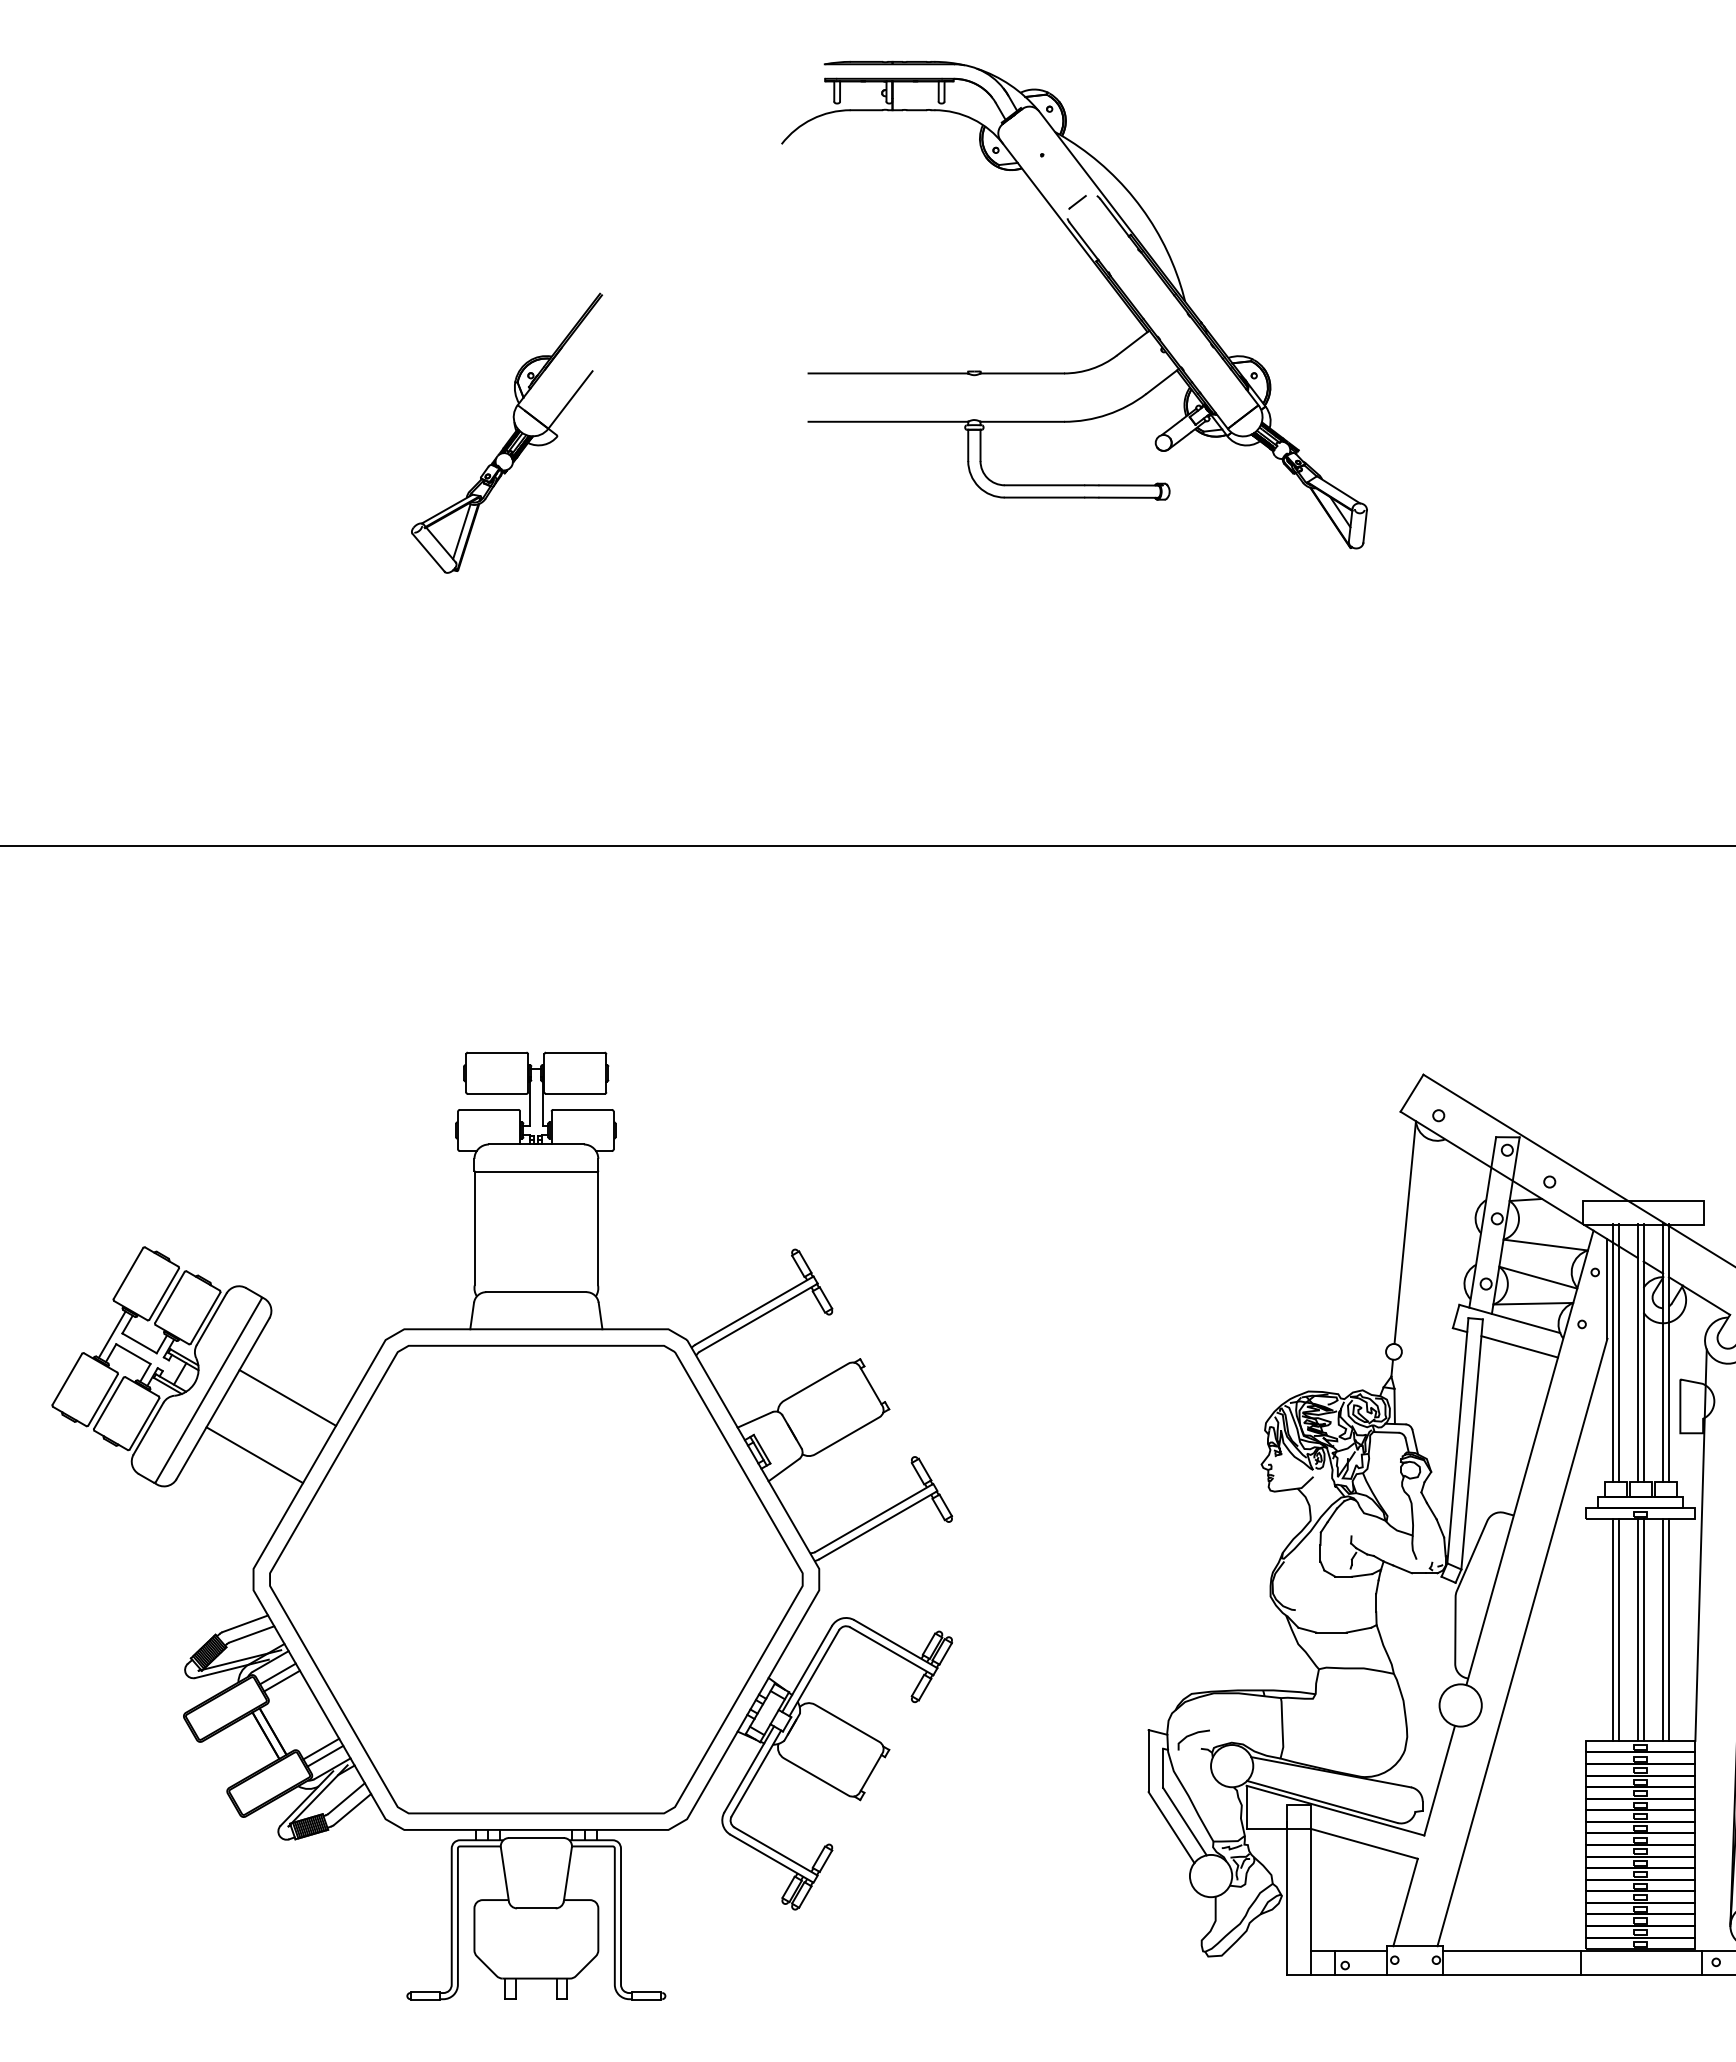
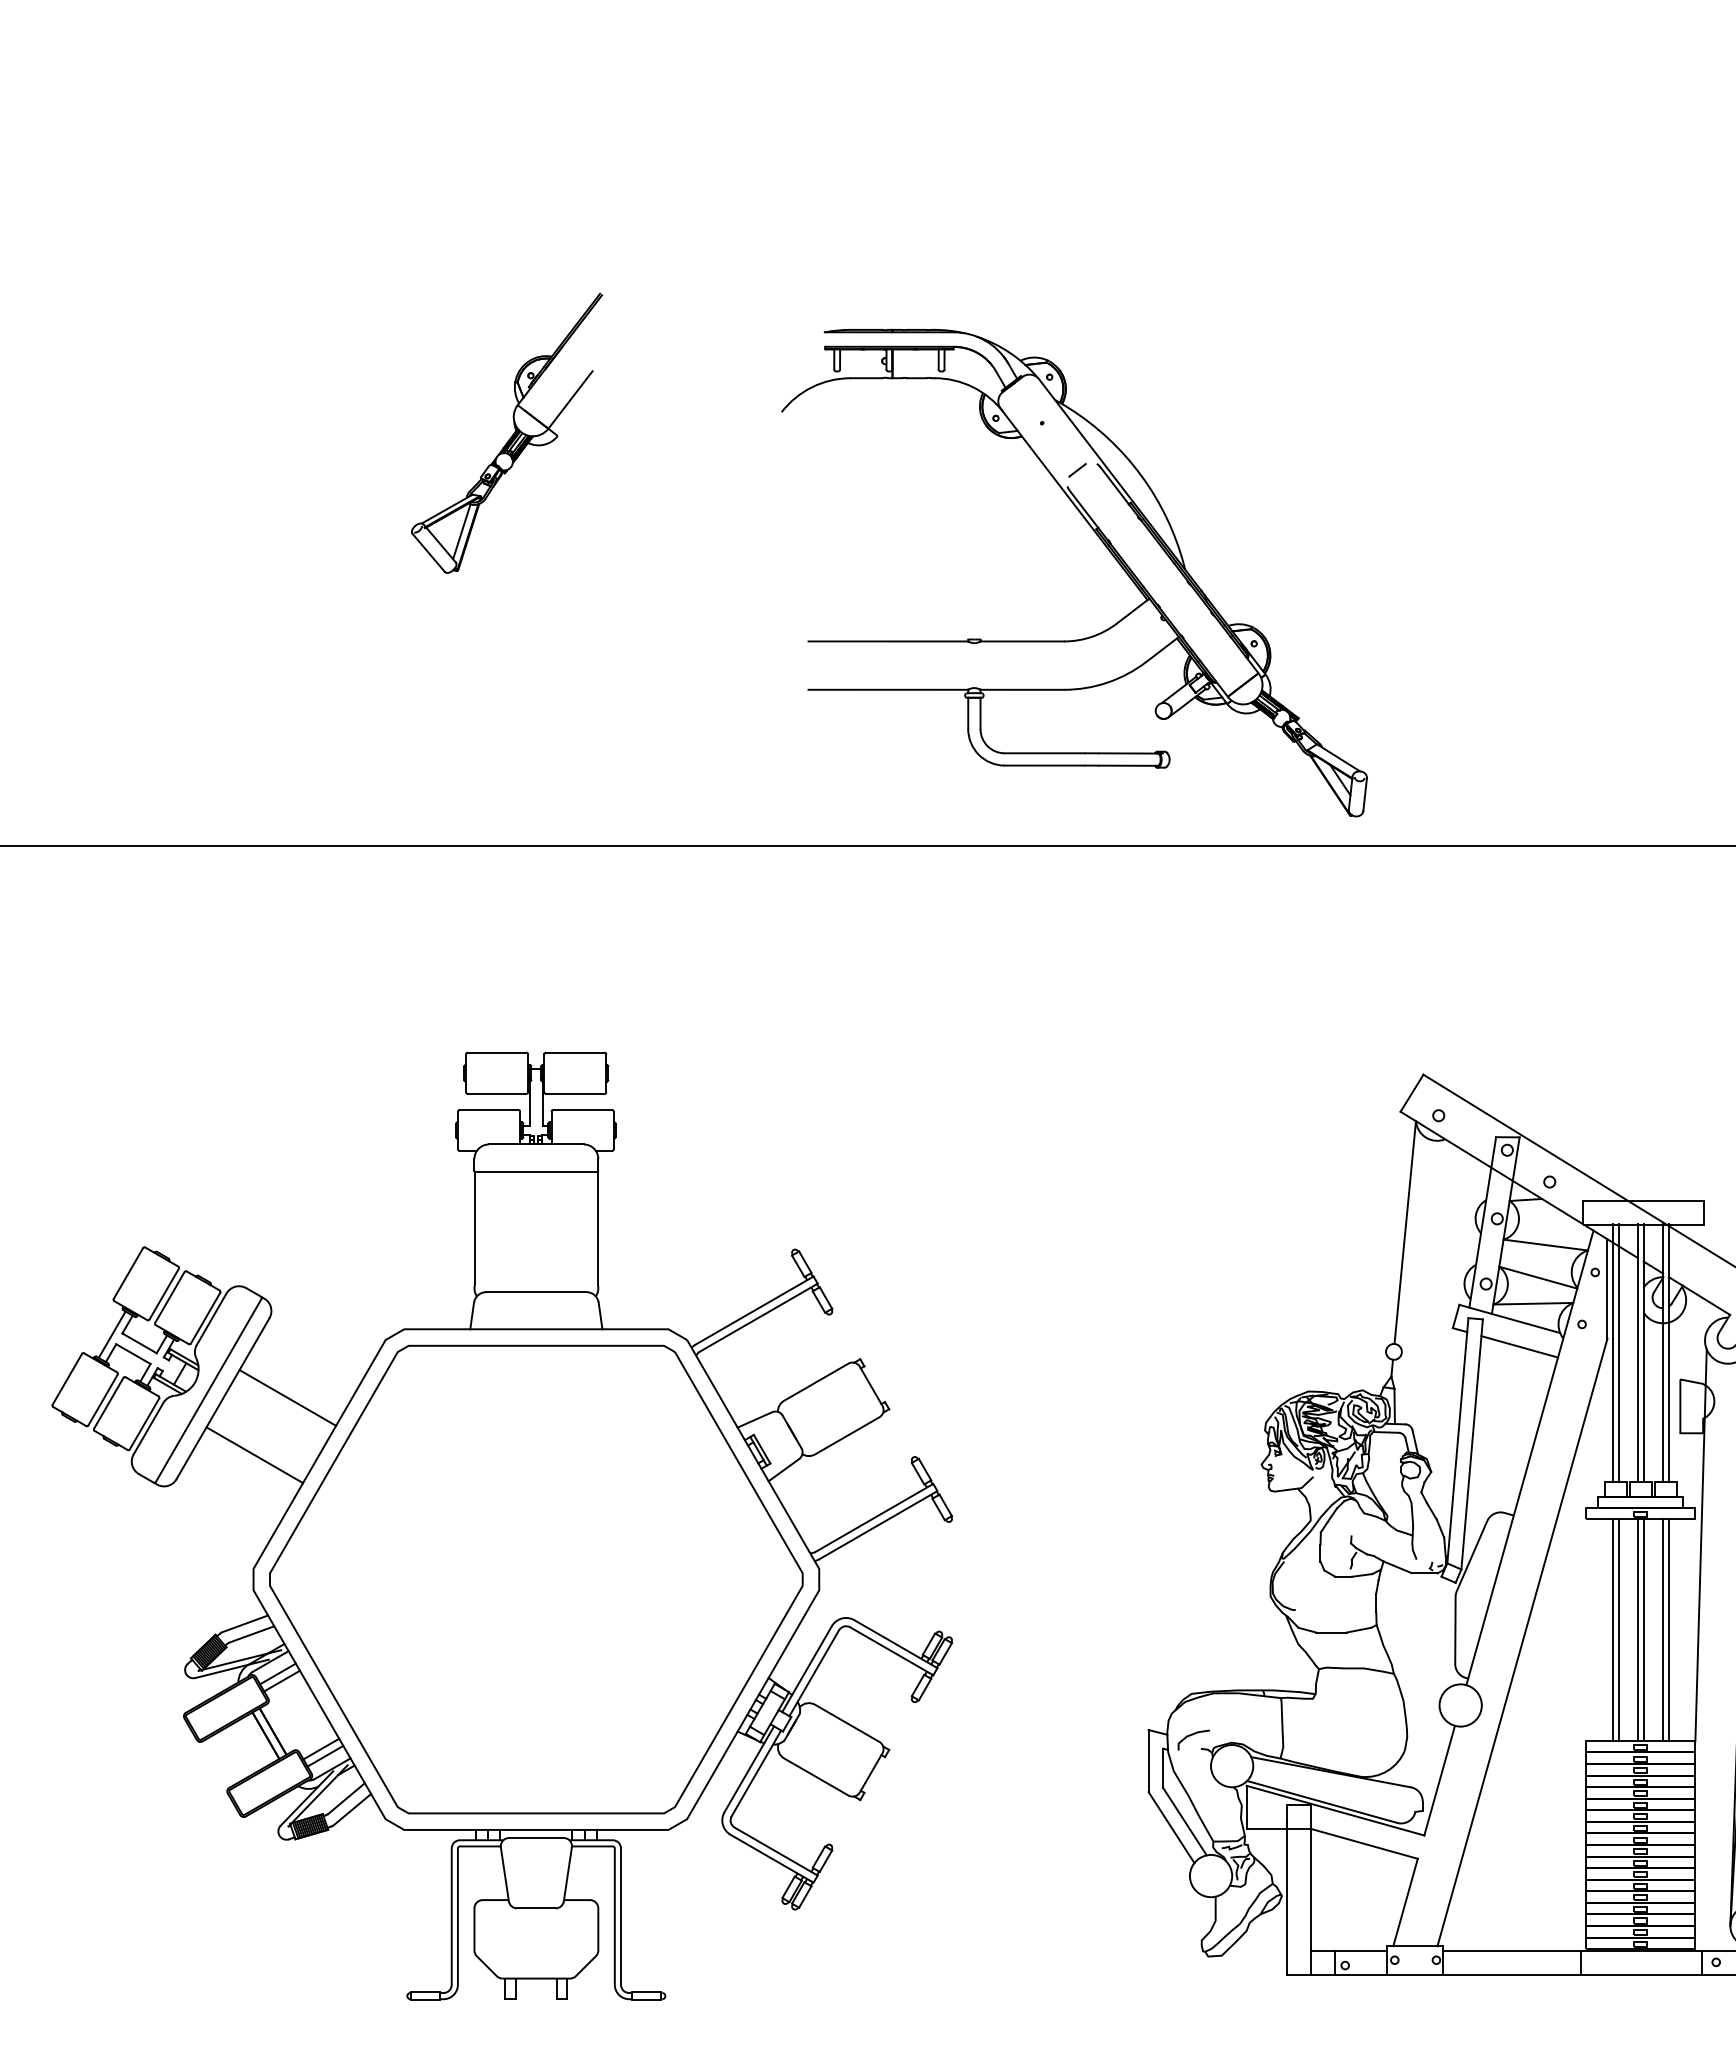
part position: (1106, 280) -> (1106, 548) (1106, 548)
